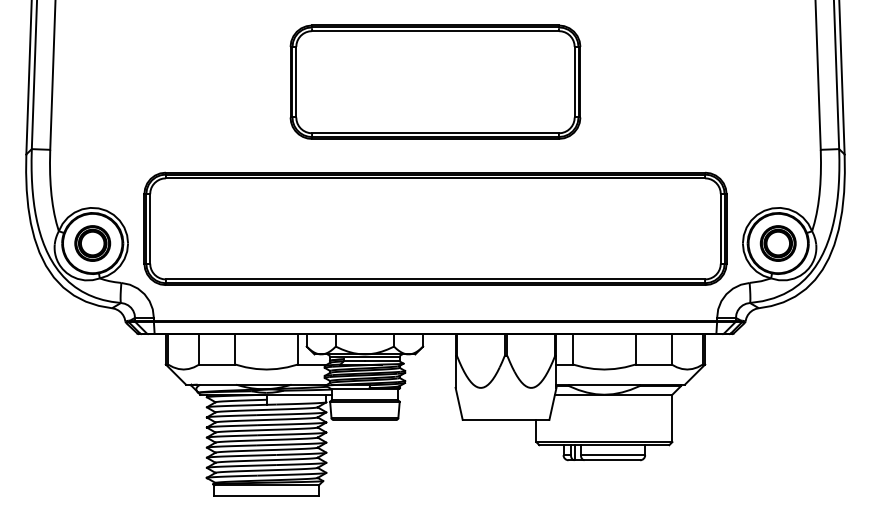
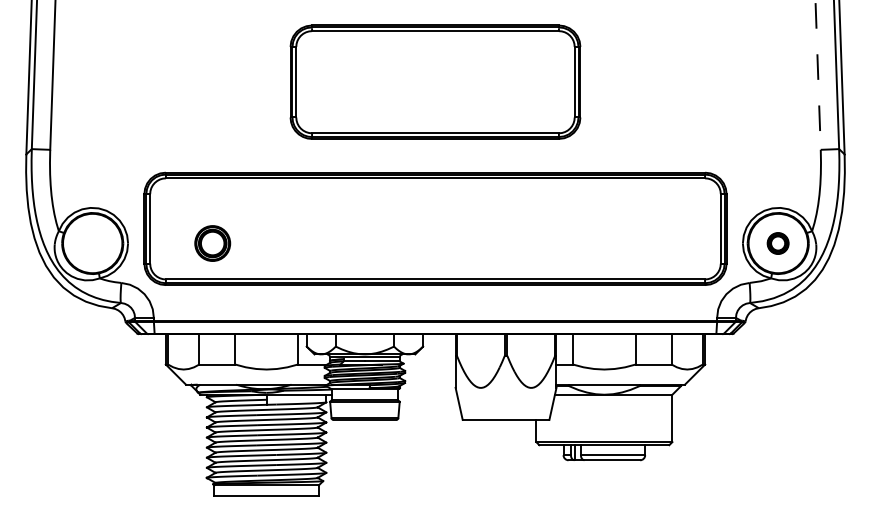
line: solid -> dashed (818, 75)
part position: (92, 243) -> (212, 243) (212, 243)
part size: 38x37 px -> 24x23 px (777, 243)
